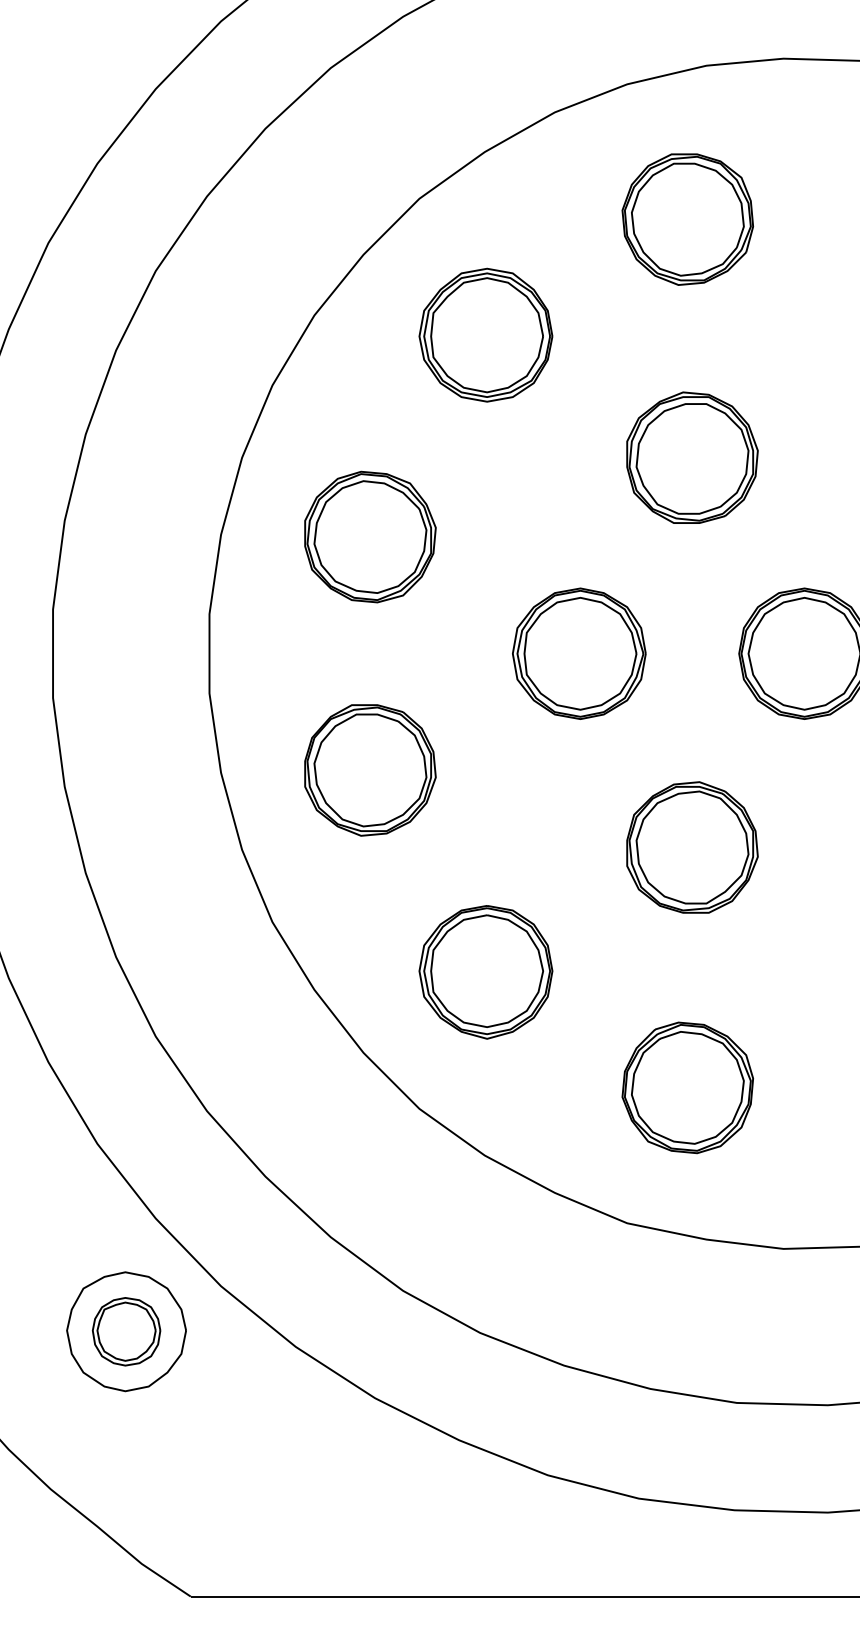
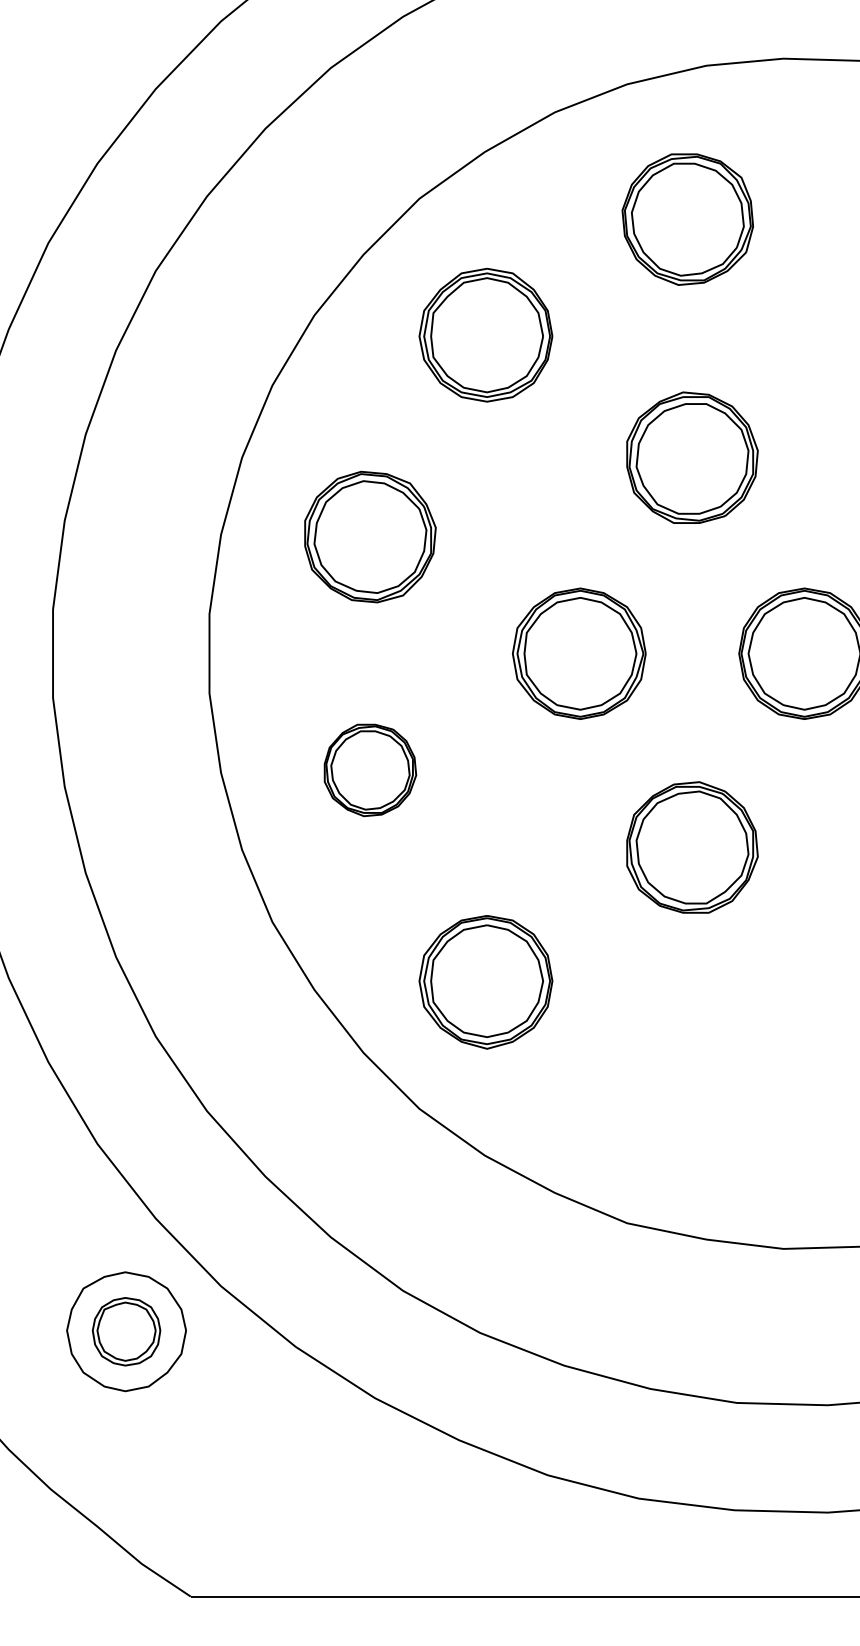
part size: 133x133 px -> 95x95 px (370, 770)
part position: (485, 972) -> (485, 982) (485, 982)
part: present -> none (687, 1087)
